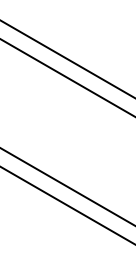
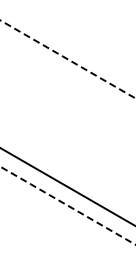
line: solid -> dashed (68, 59)
line: present -> none (67, 77)
line: solid -> dashed (67, 205)
